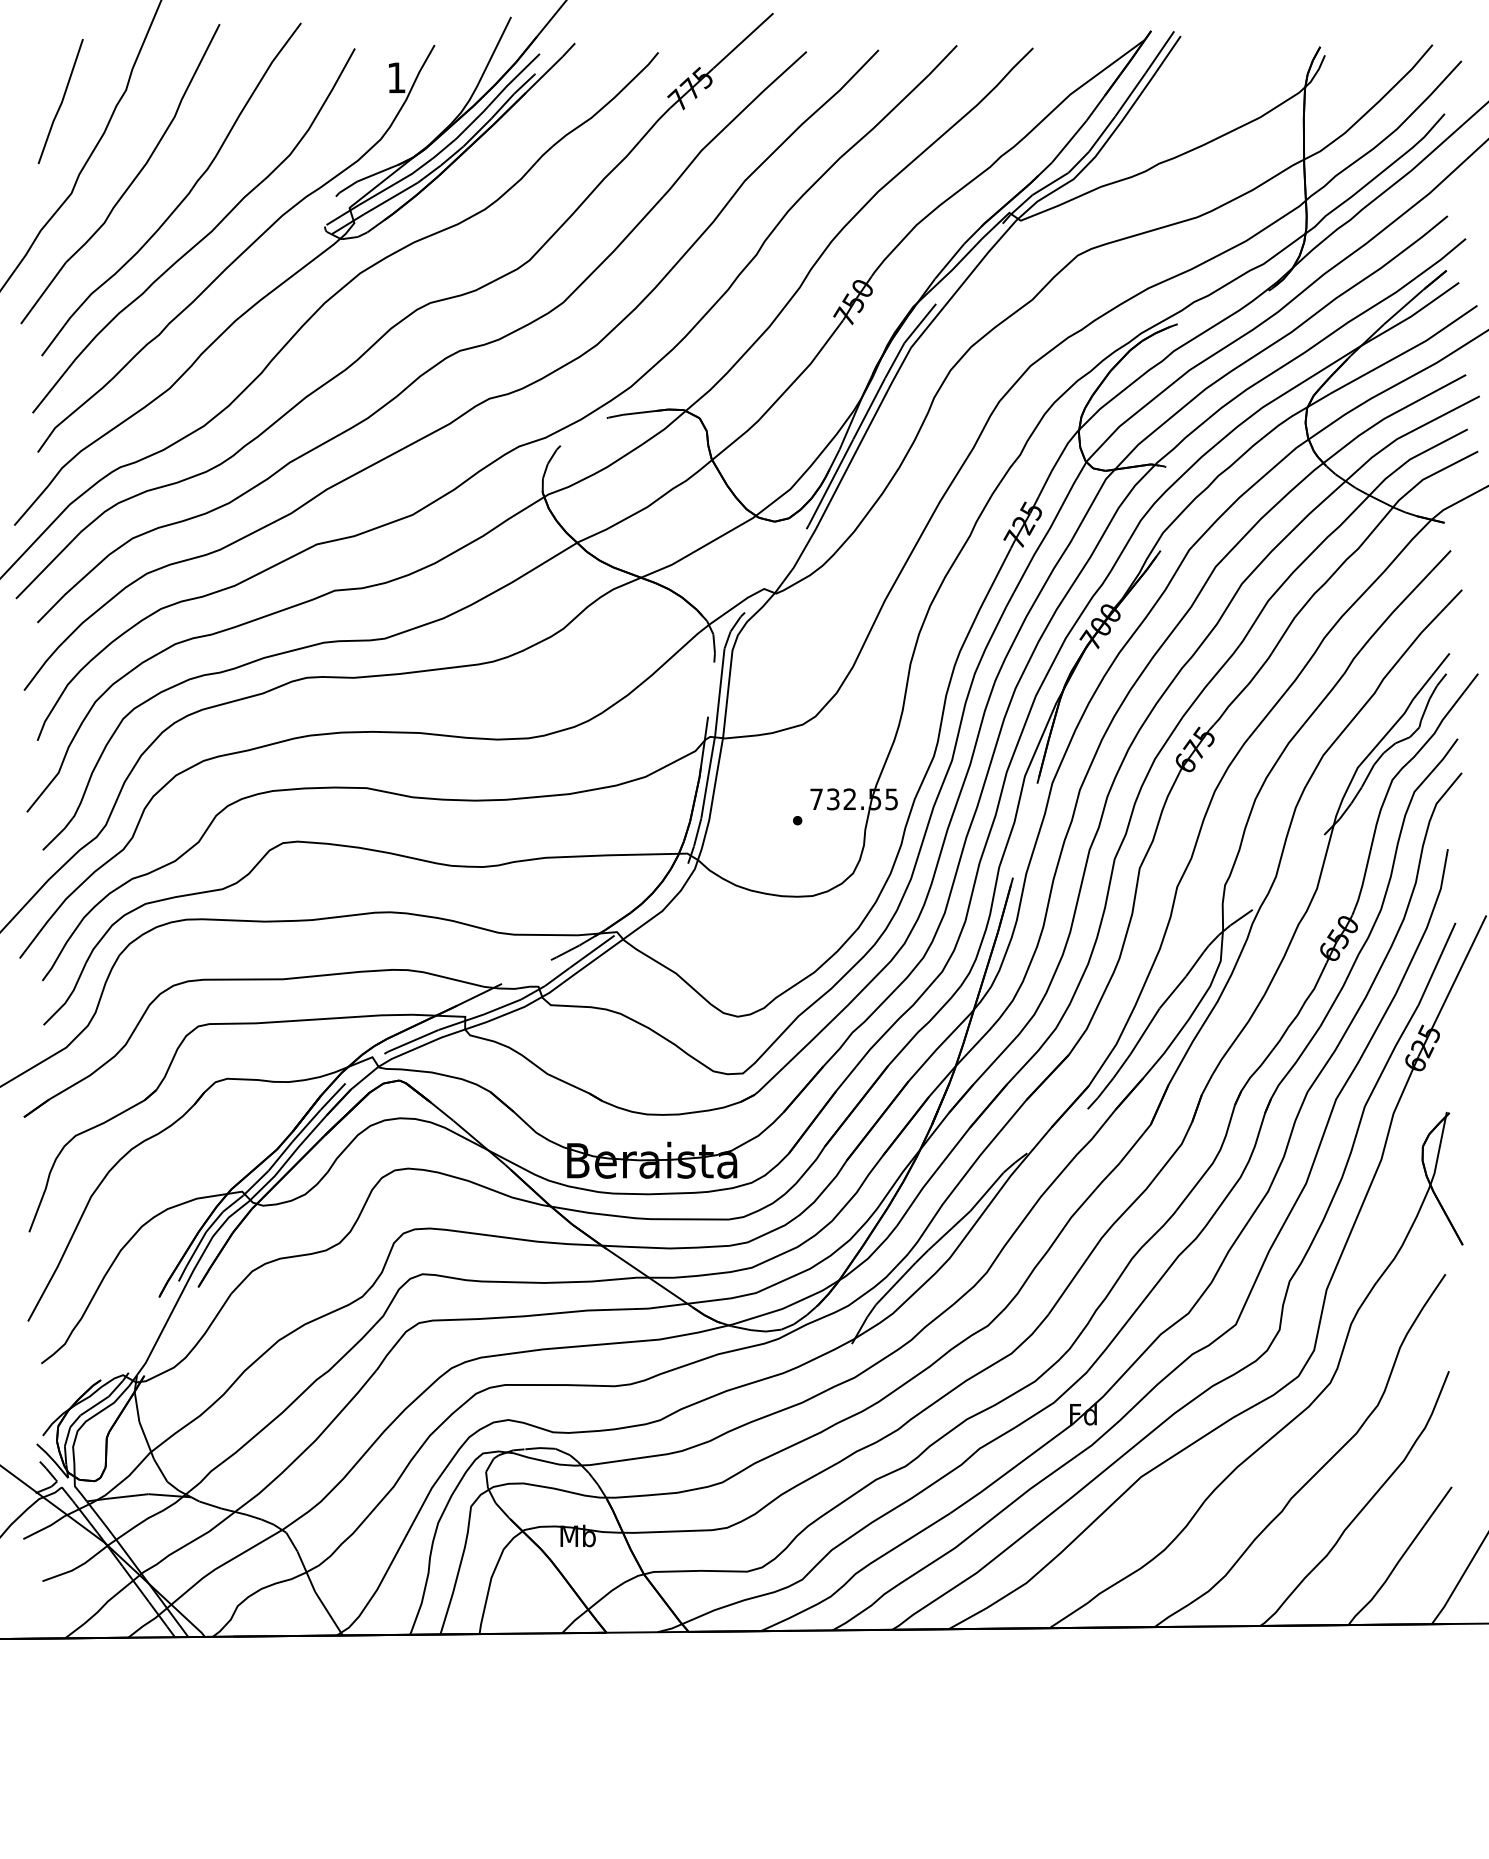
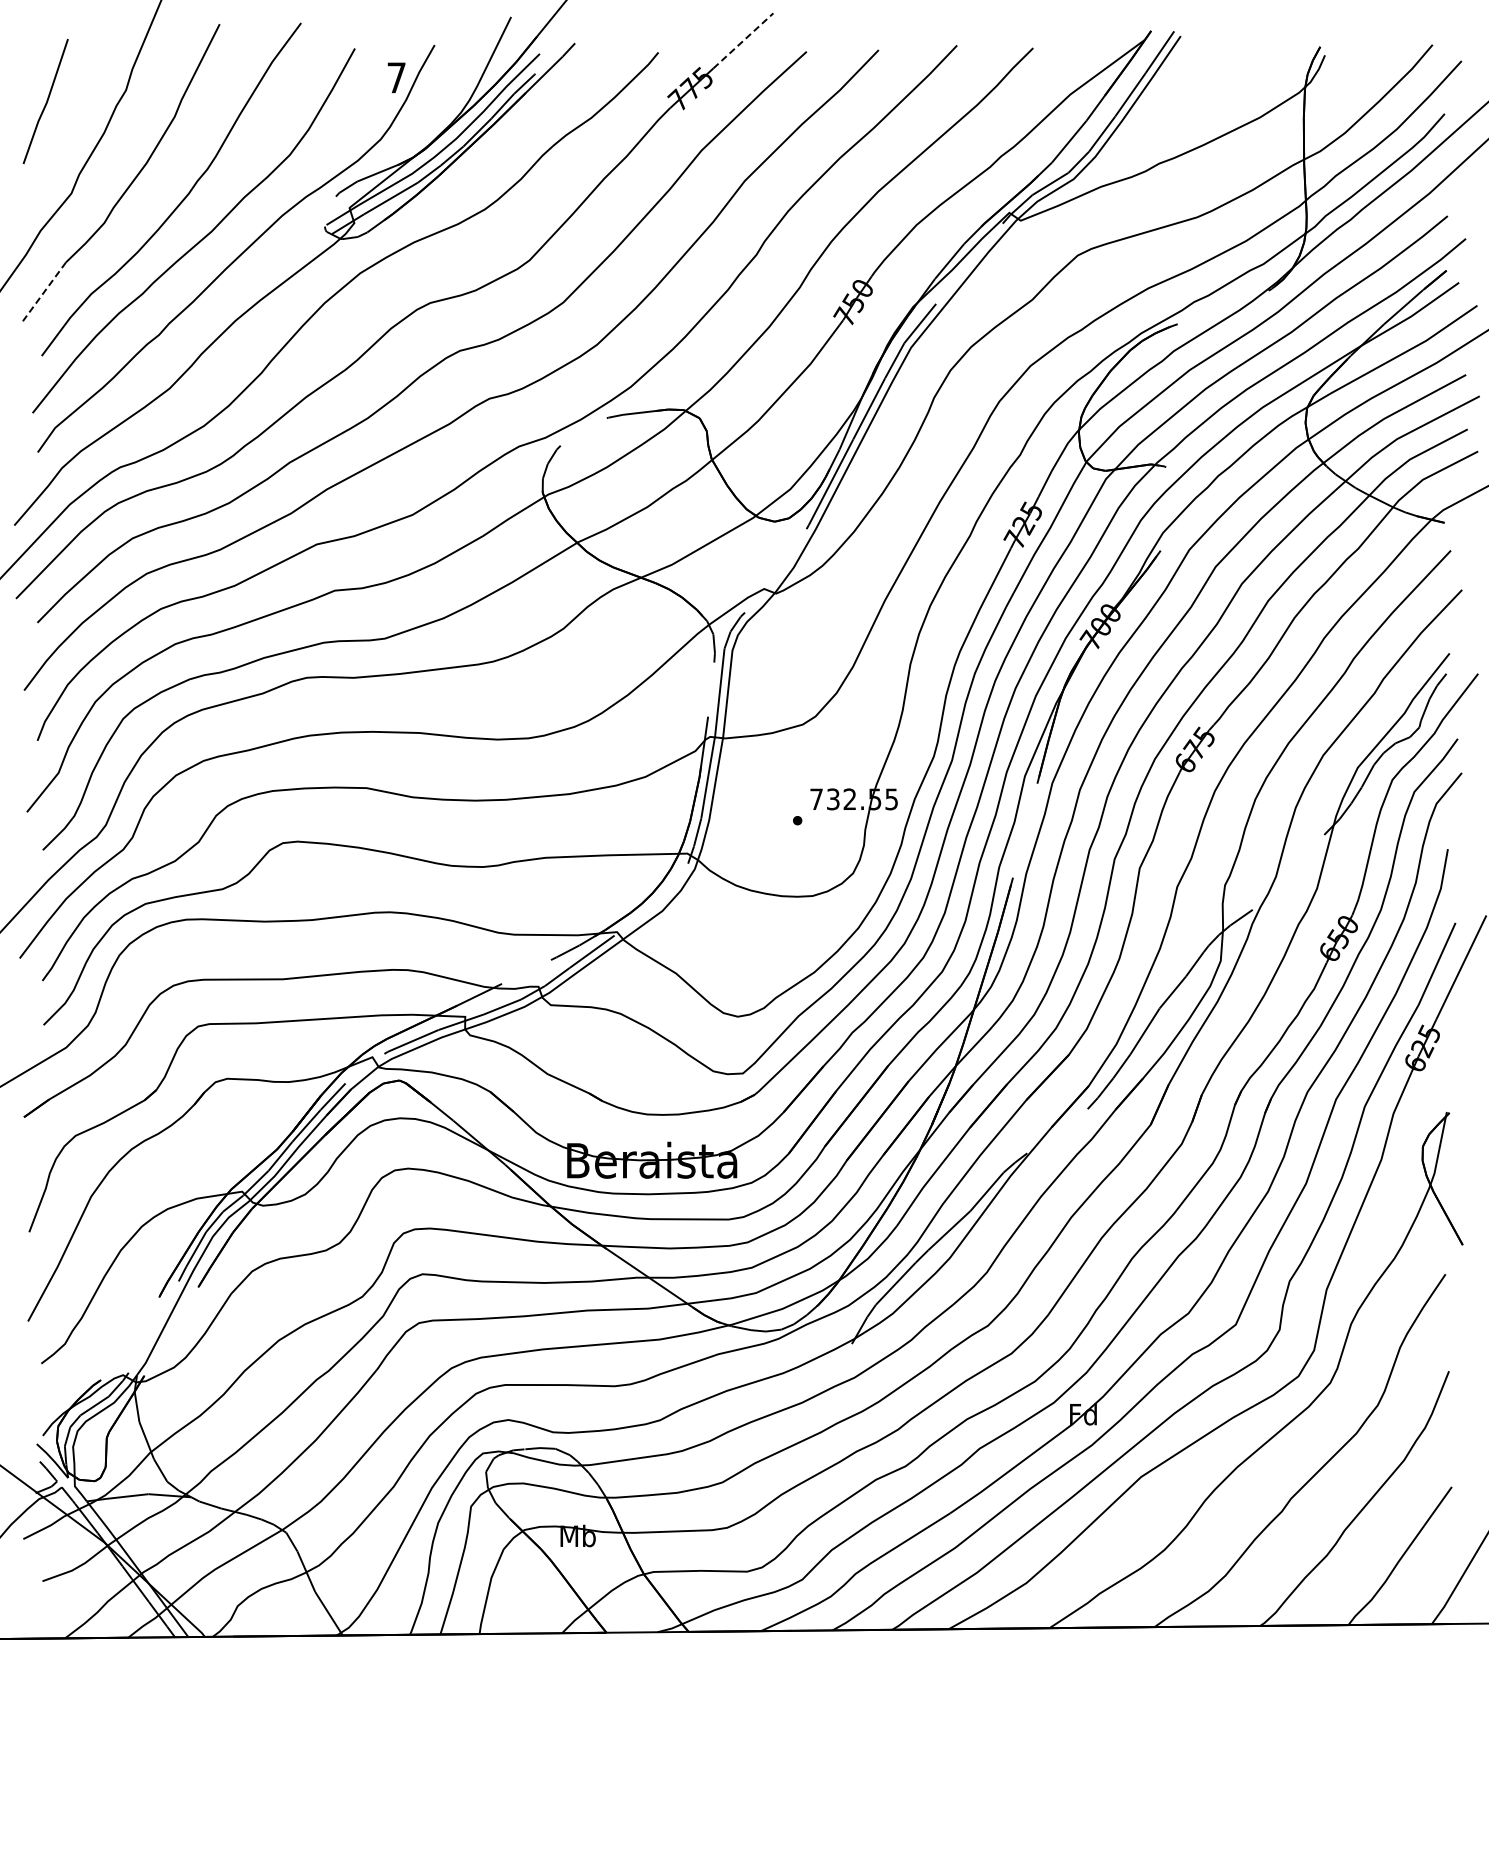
line: solid -> dashed (743, 40)
text: 1 -> 7 (396, 77)
line position: (61, 101) -> (46, 101) (46, 101)
line: solid -> dashed (43, 293)
